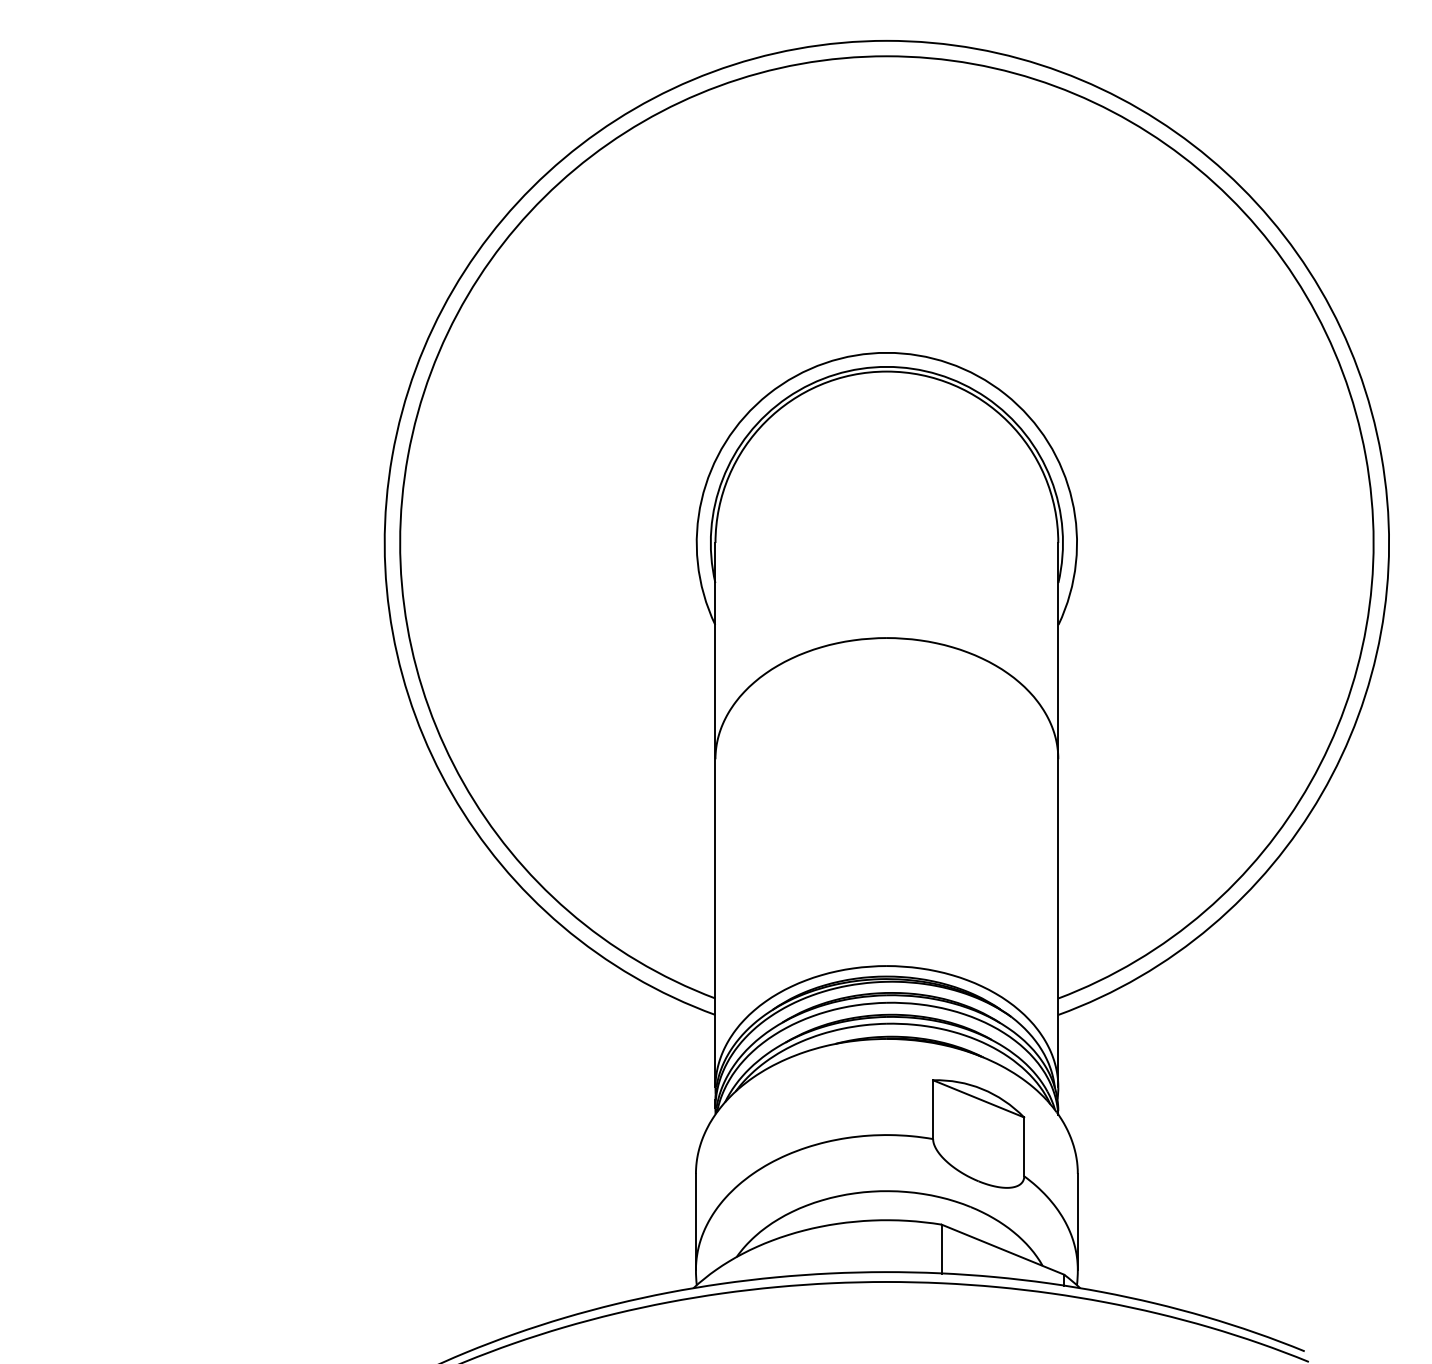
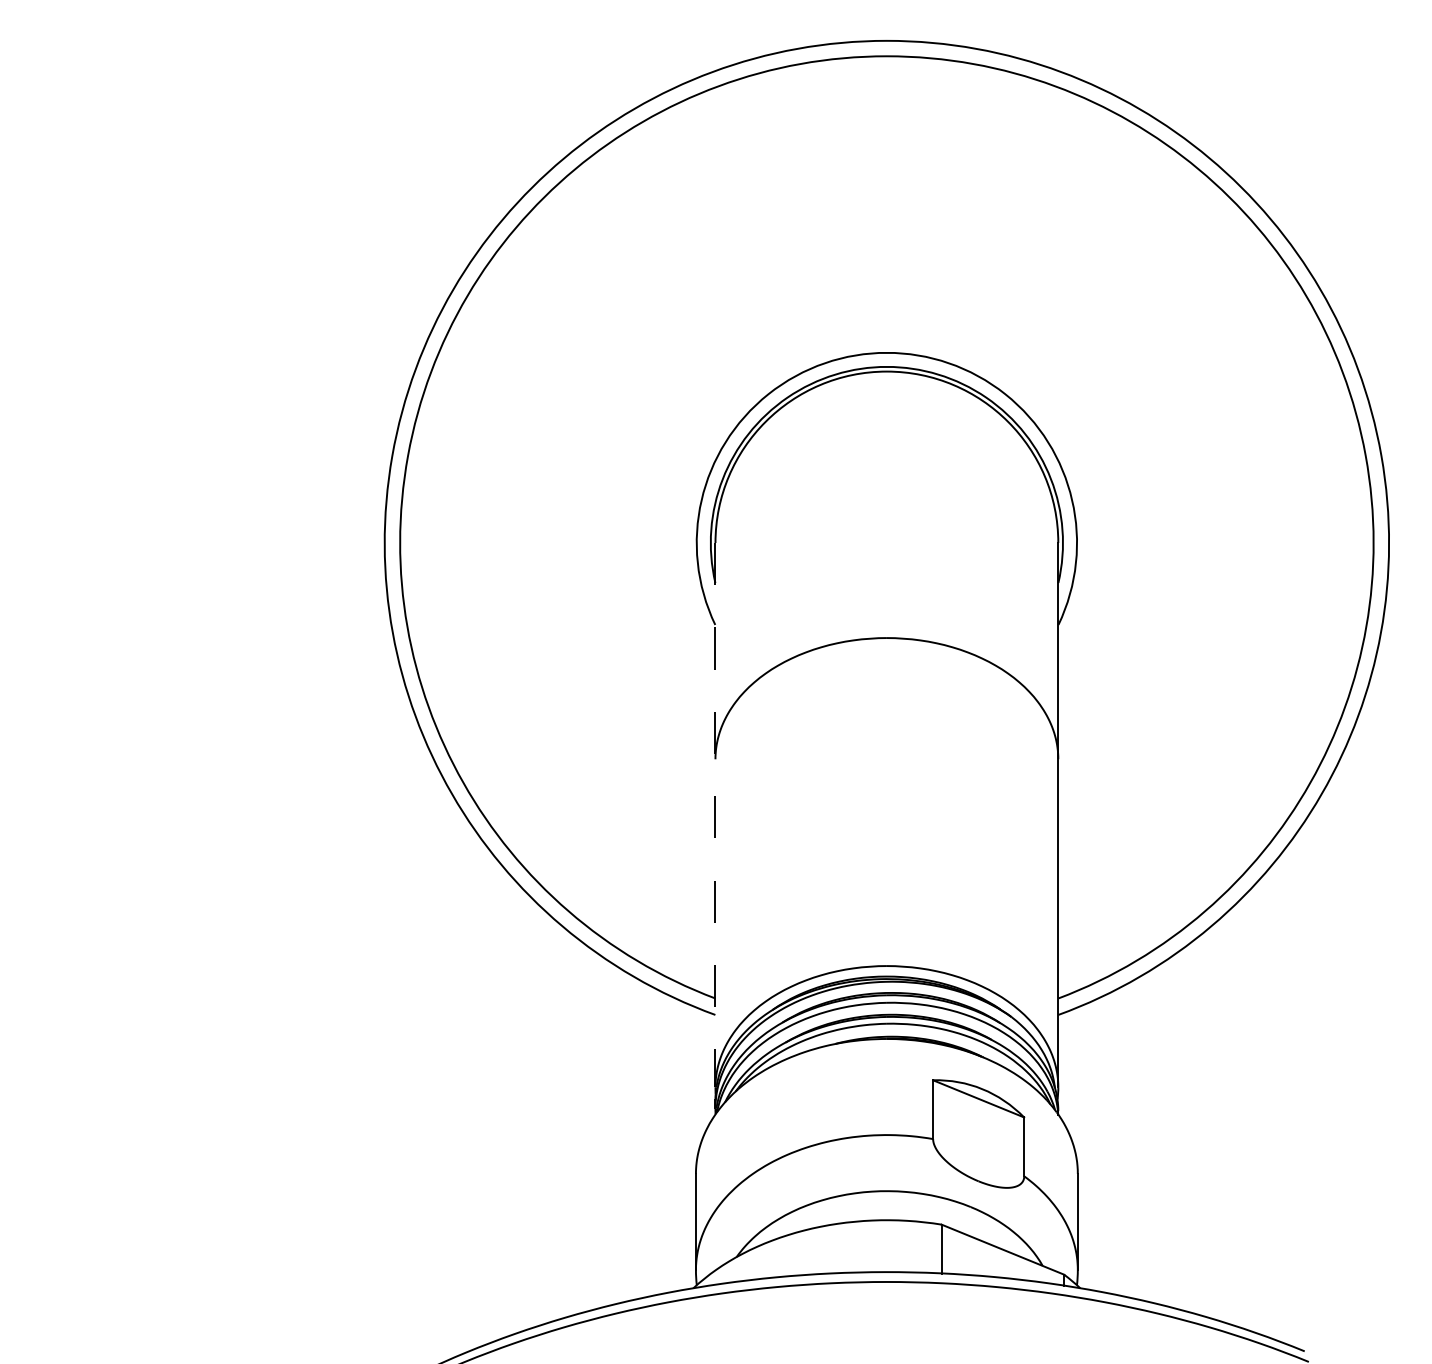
line: solid -> dashed (715, 815)
